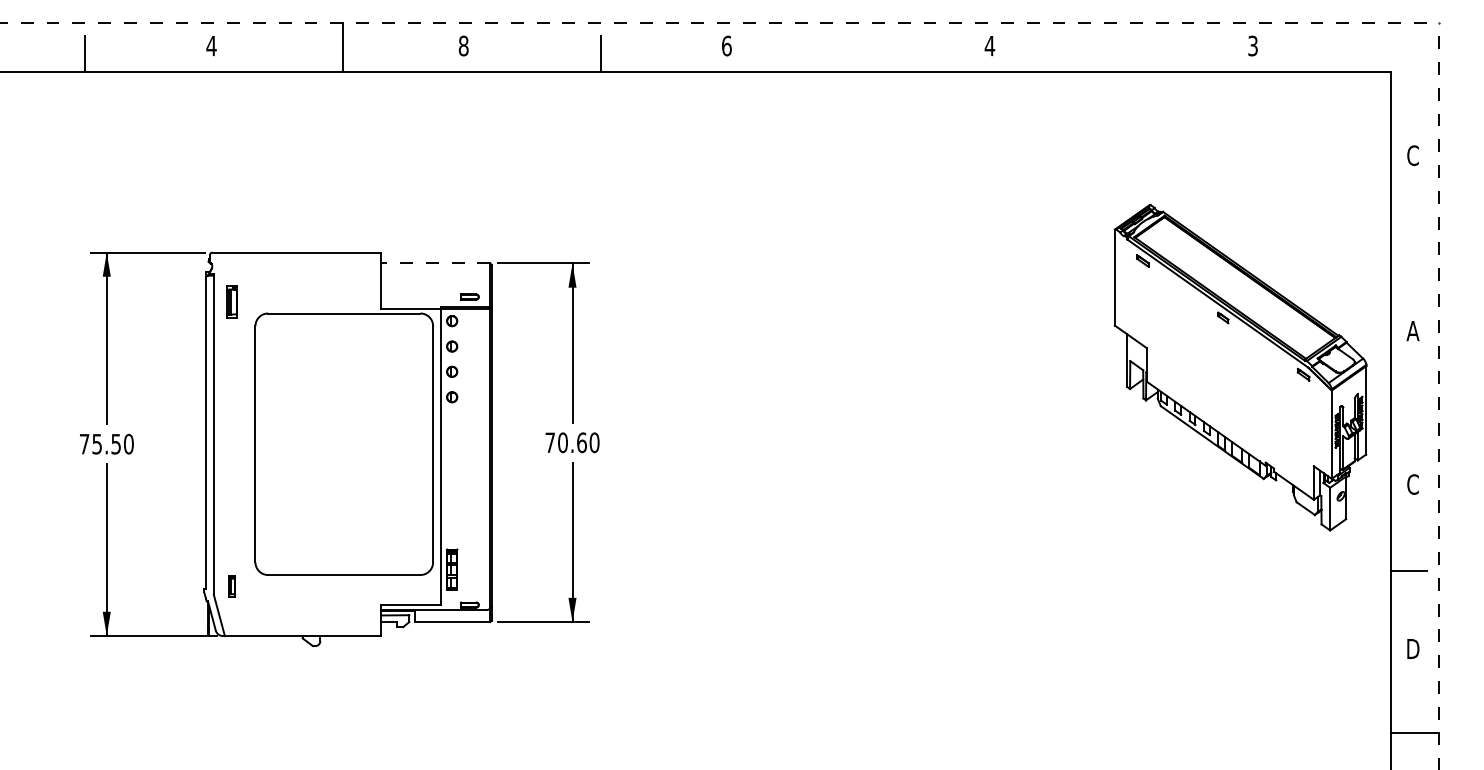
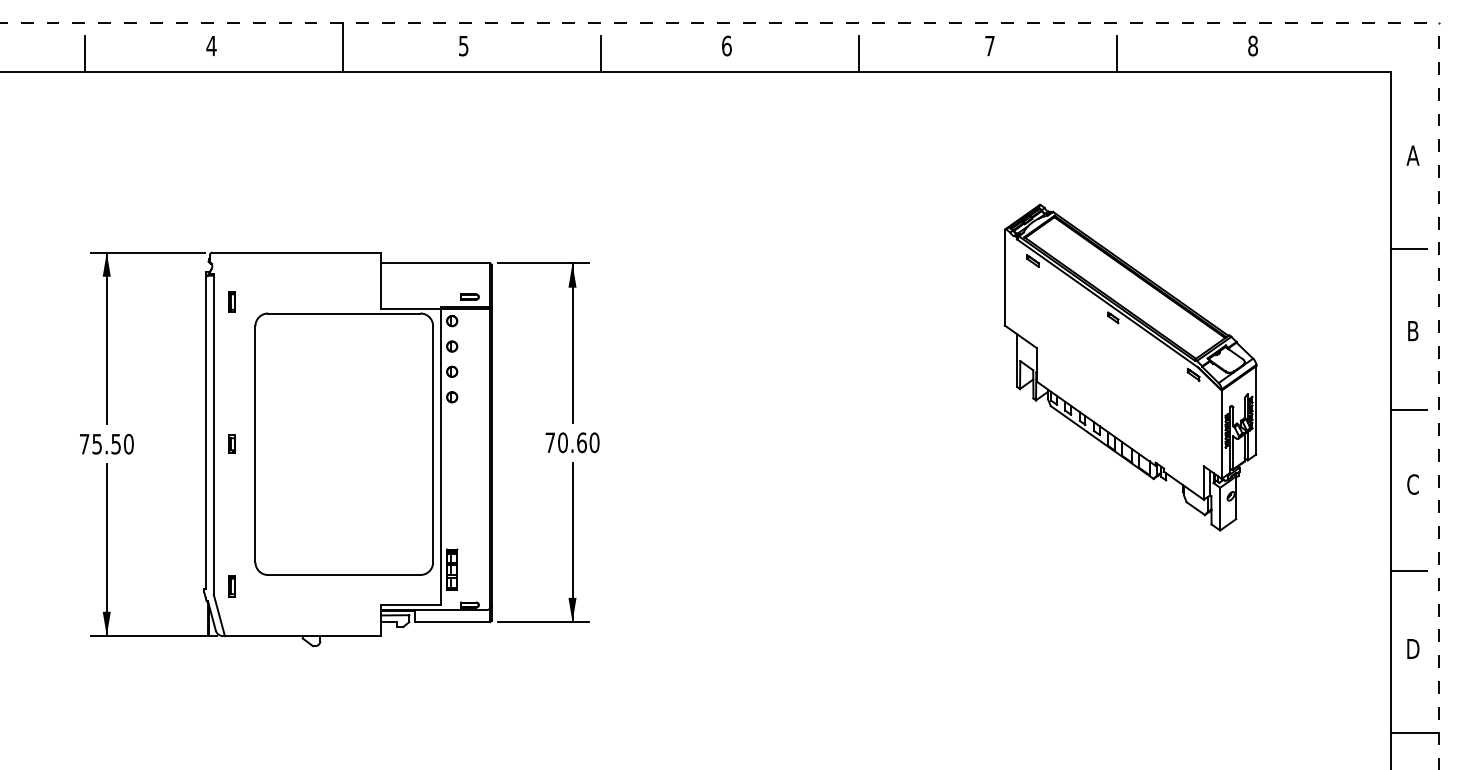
text: 8 -> 5 (463, 45)
text: 3 -> 8 (1252, 45)
text: 4 -> 7 (989, 46)
line: none -> present (859, 53)
line: none -> present (1117, 53)
text: C -> A (1412, 155)
line: none -> present (1408, 248)
line: dashed -> solid (435, 263)
part size: 12x34 px -> 8x22 px (231, 301)
text: A -> B (1412, 331)
part position: (1240, 367) -> (1130, 367) (1130, 367)
line: none -> present (1408, 410)
part: none -> present (231, 443)
